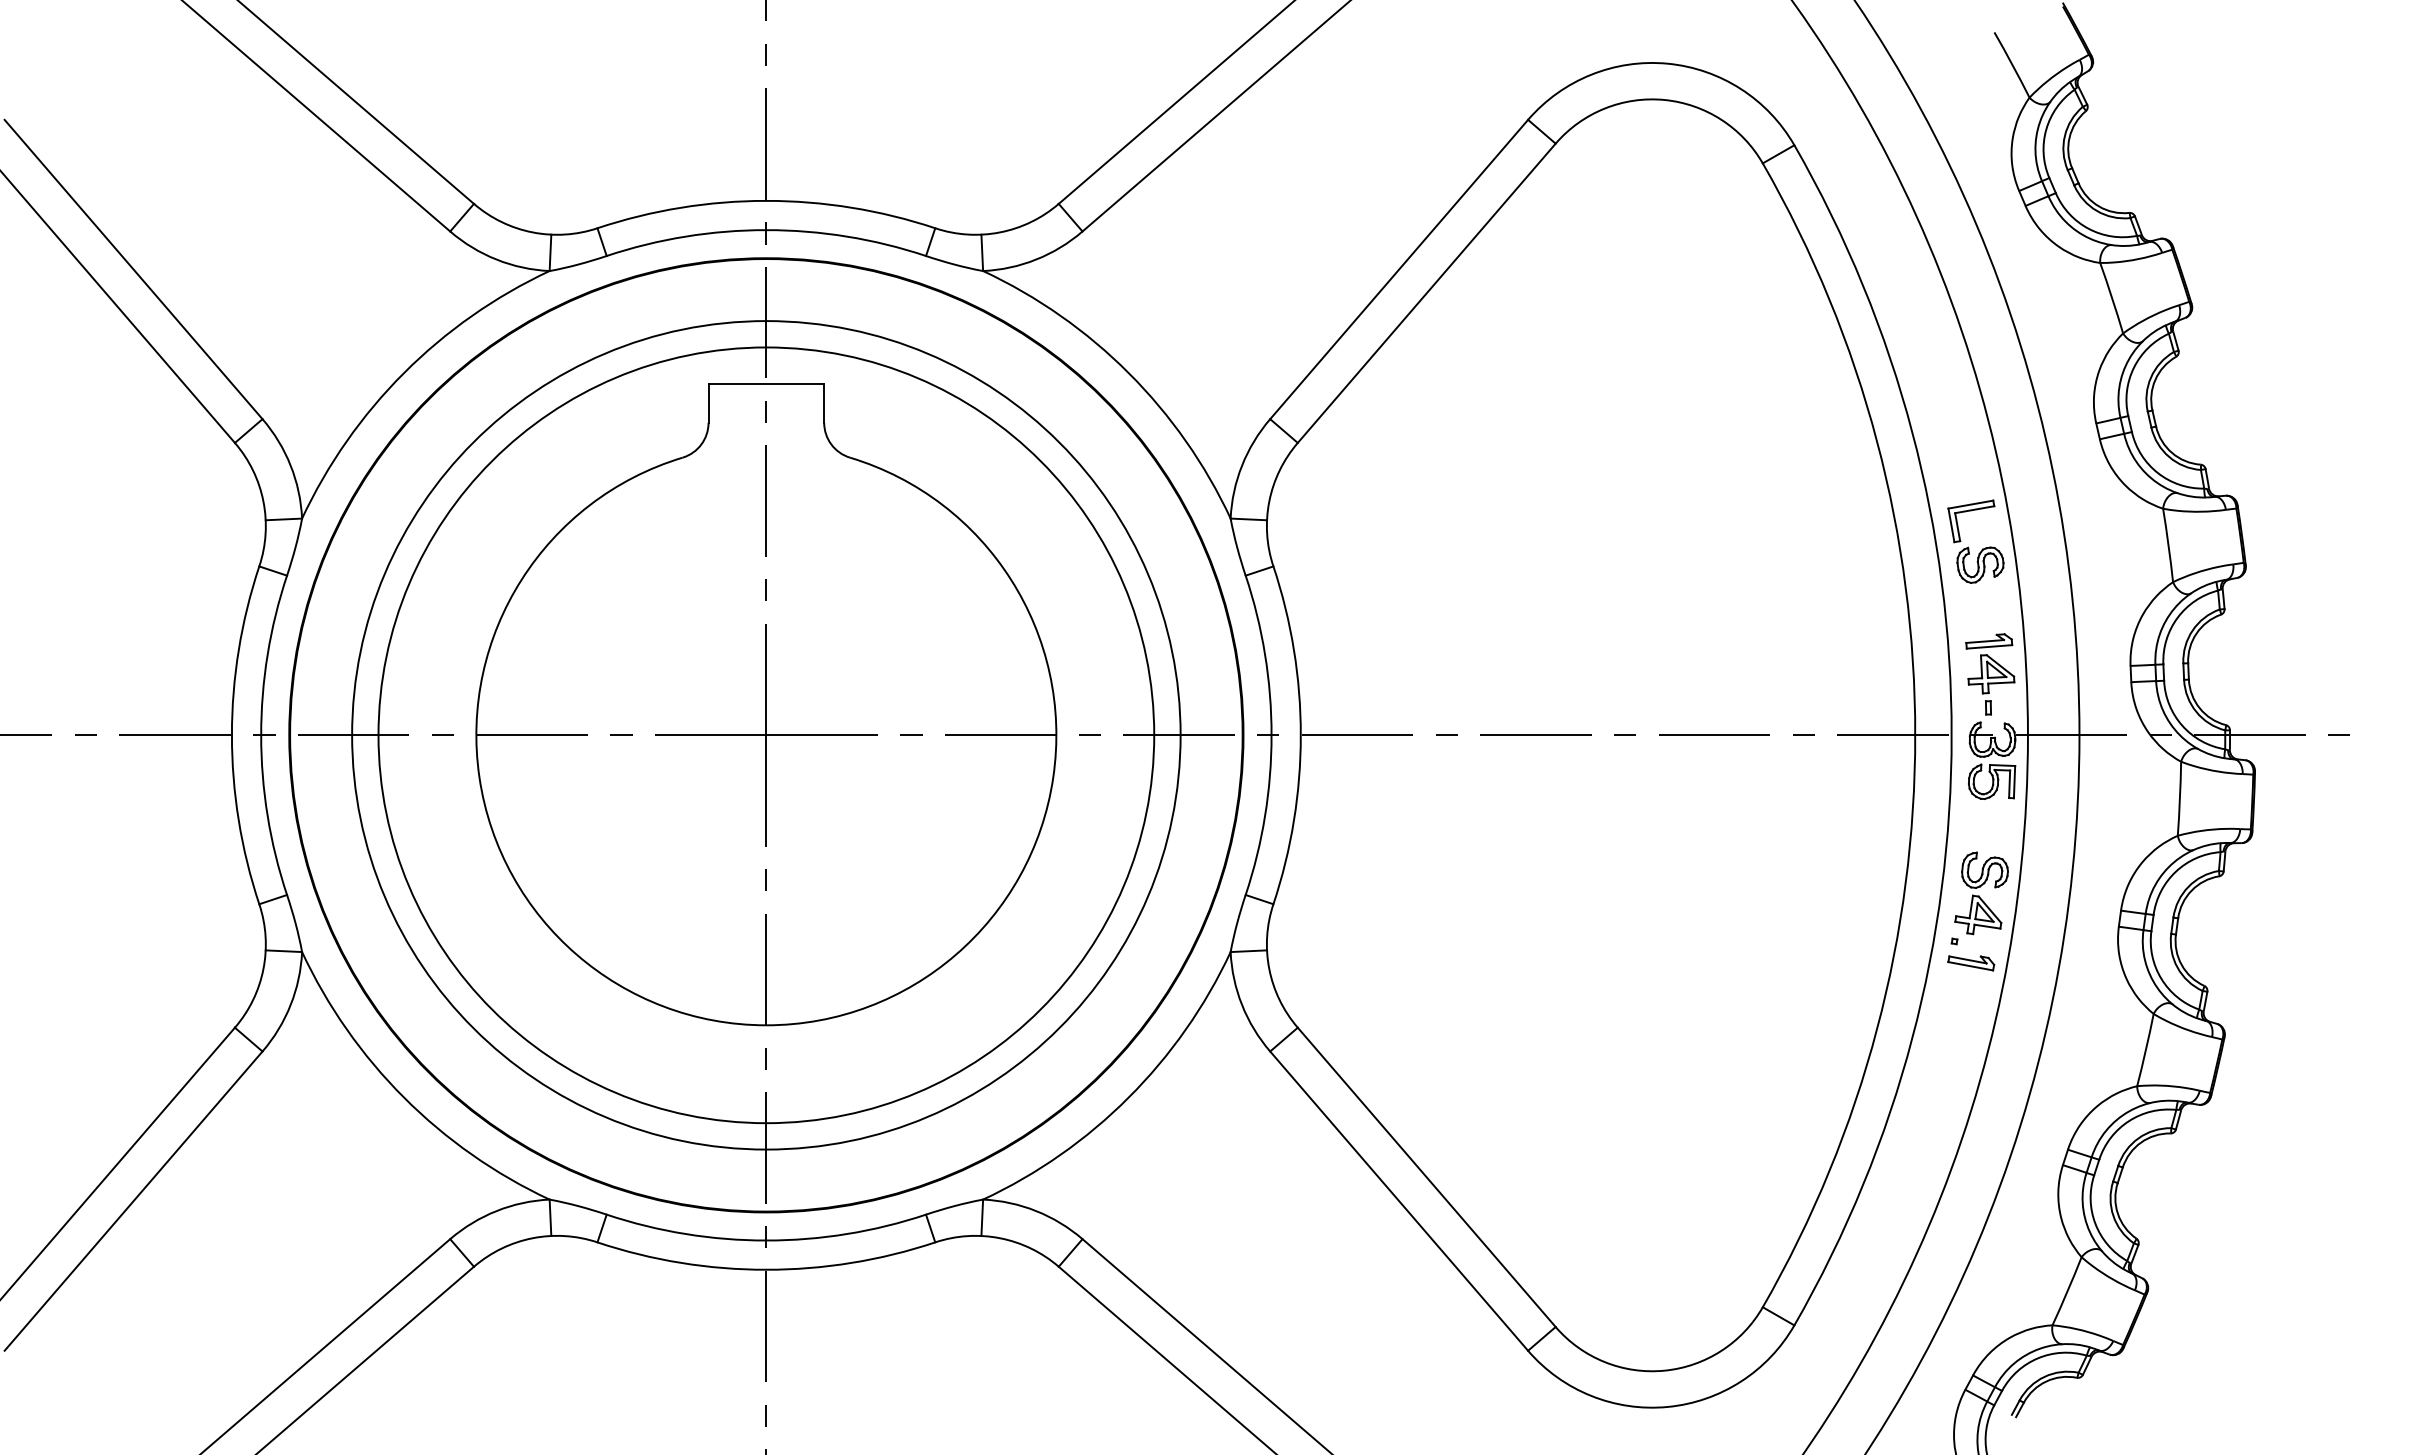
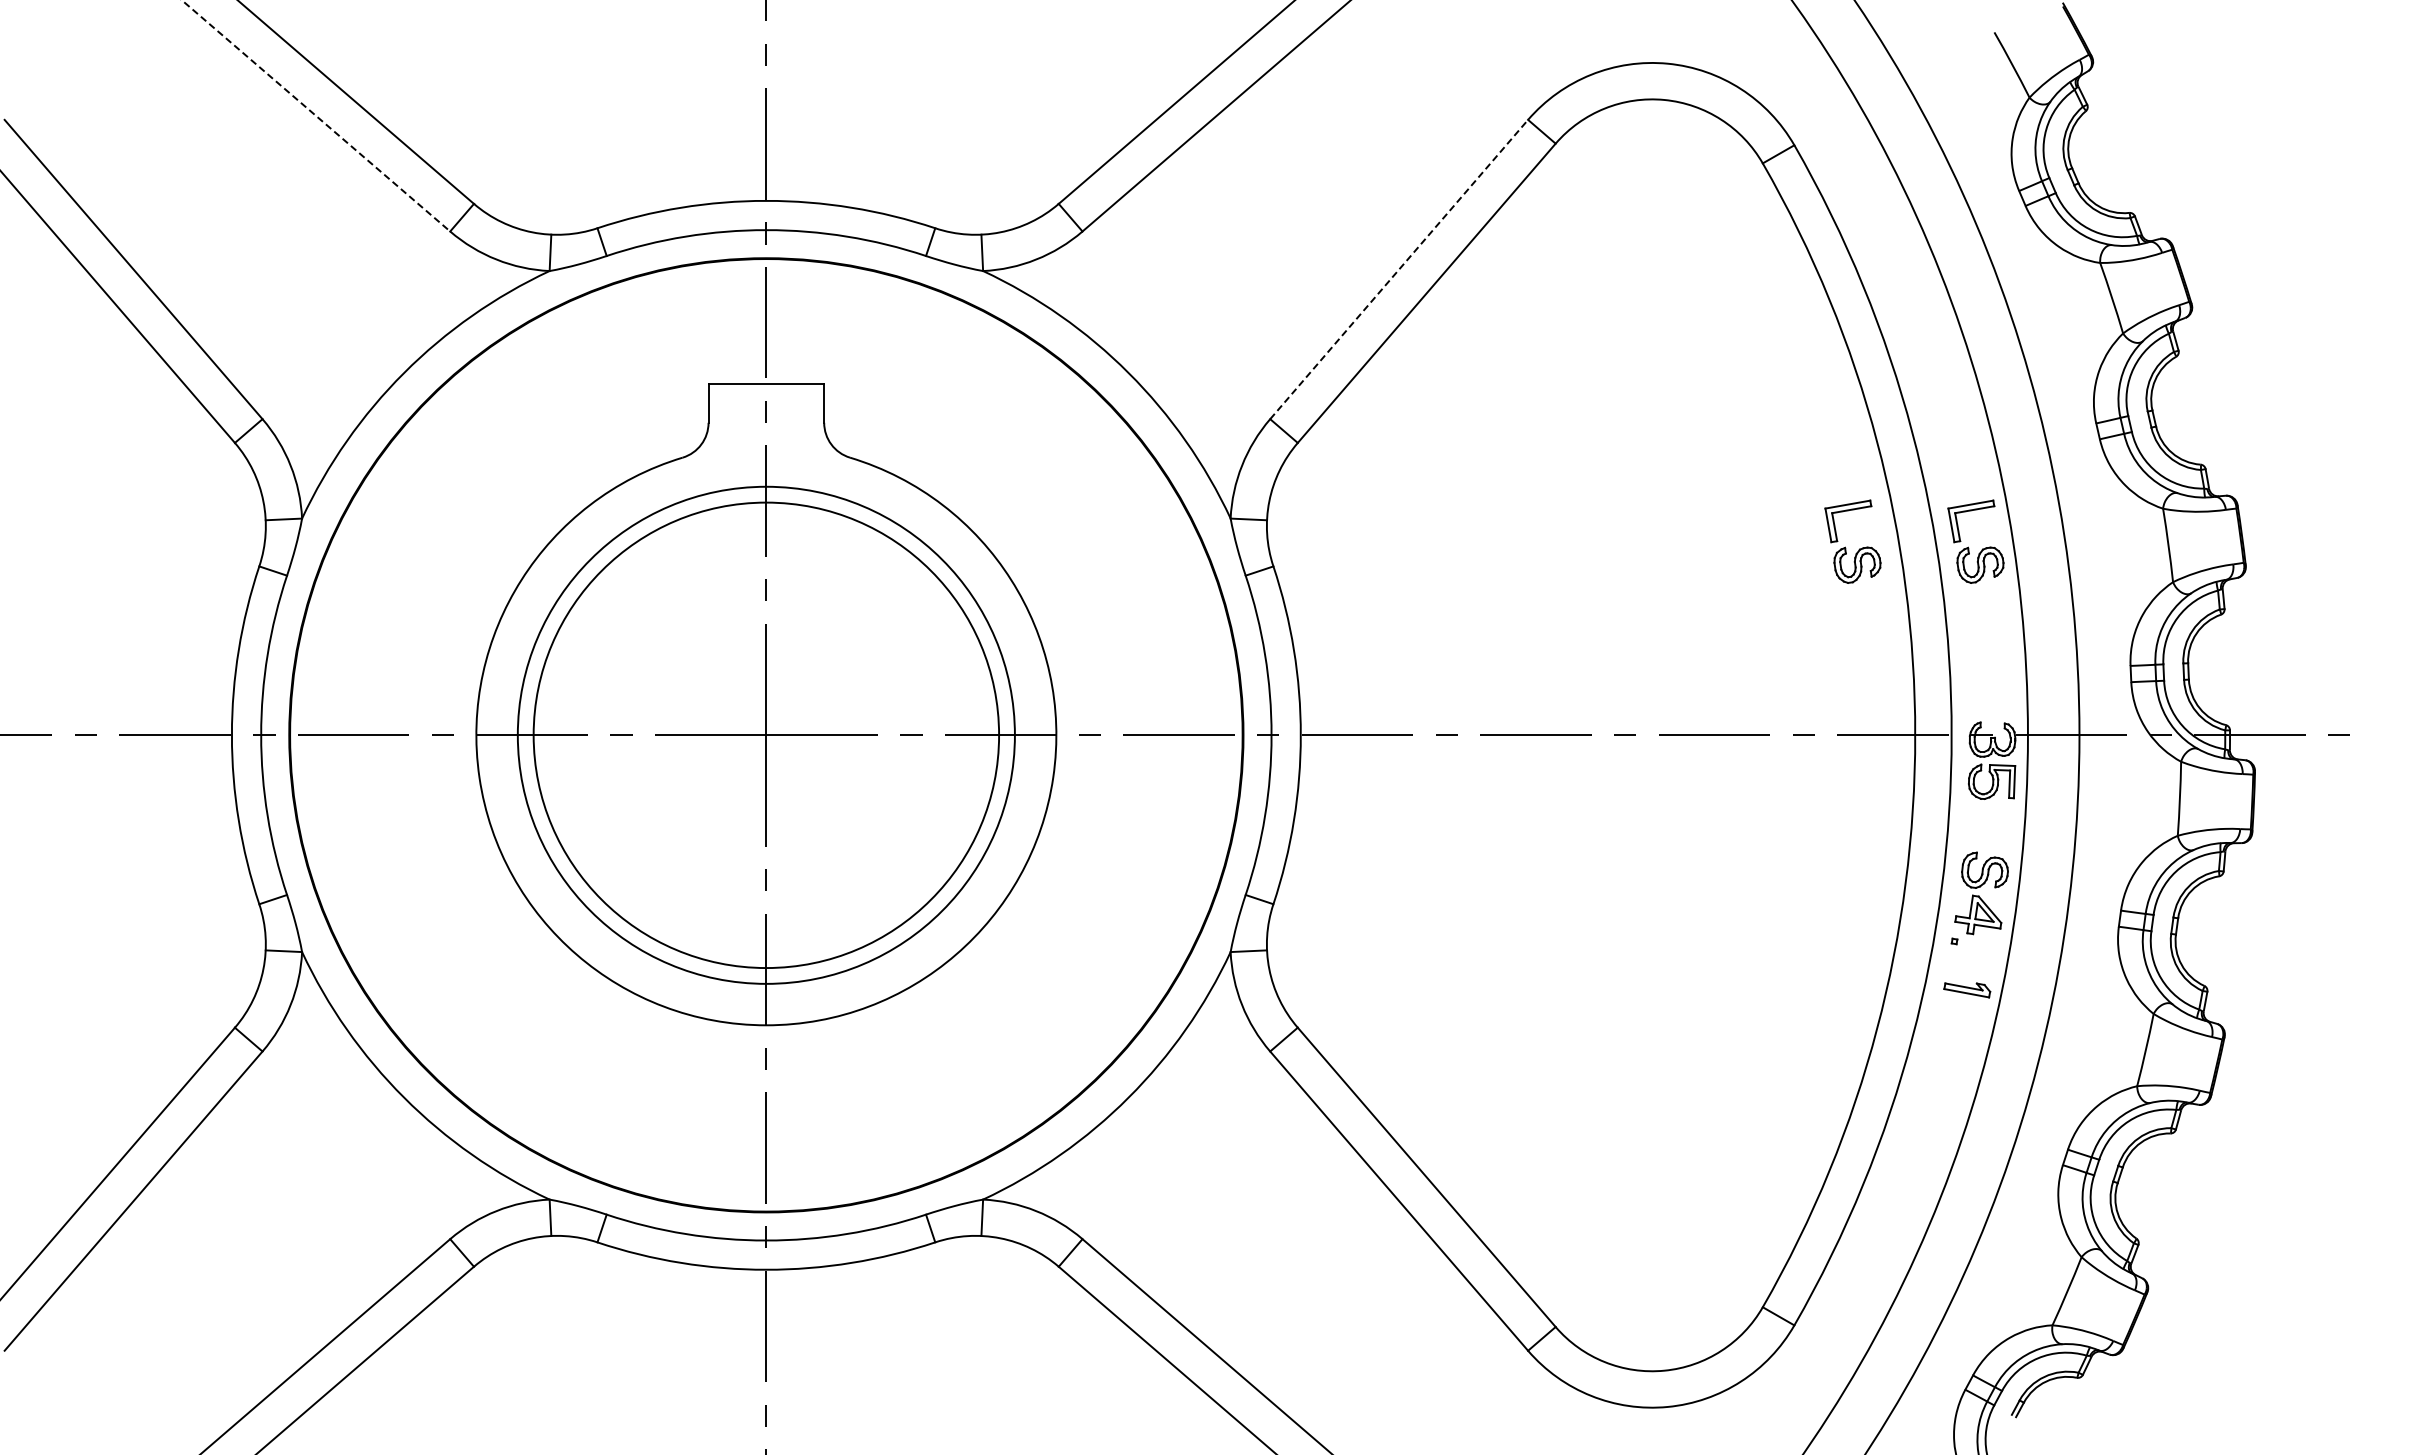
line: solid -> dashed (316, 116)
line: solid -> dashed (1399, 269)
part: none -> present (1845, 546)
part: present -> none (1990, 674)
circle diameter: 776 px -> 465 px (766, 735)
circle diameter: 828 px -> 497 px (765, 734)
part position: (1971, 963) -> (1967, 990) (1967, 990)
